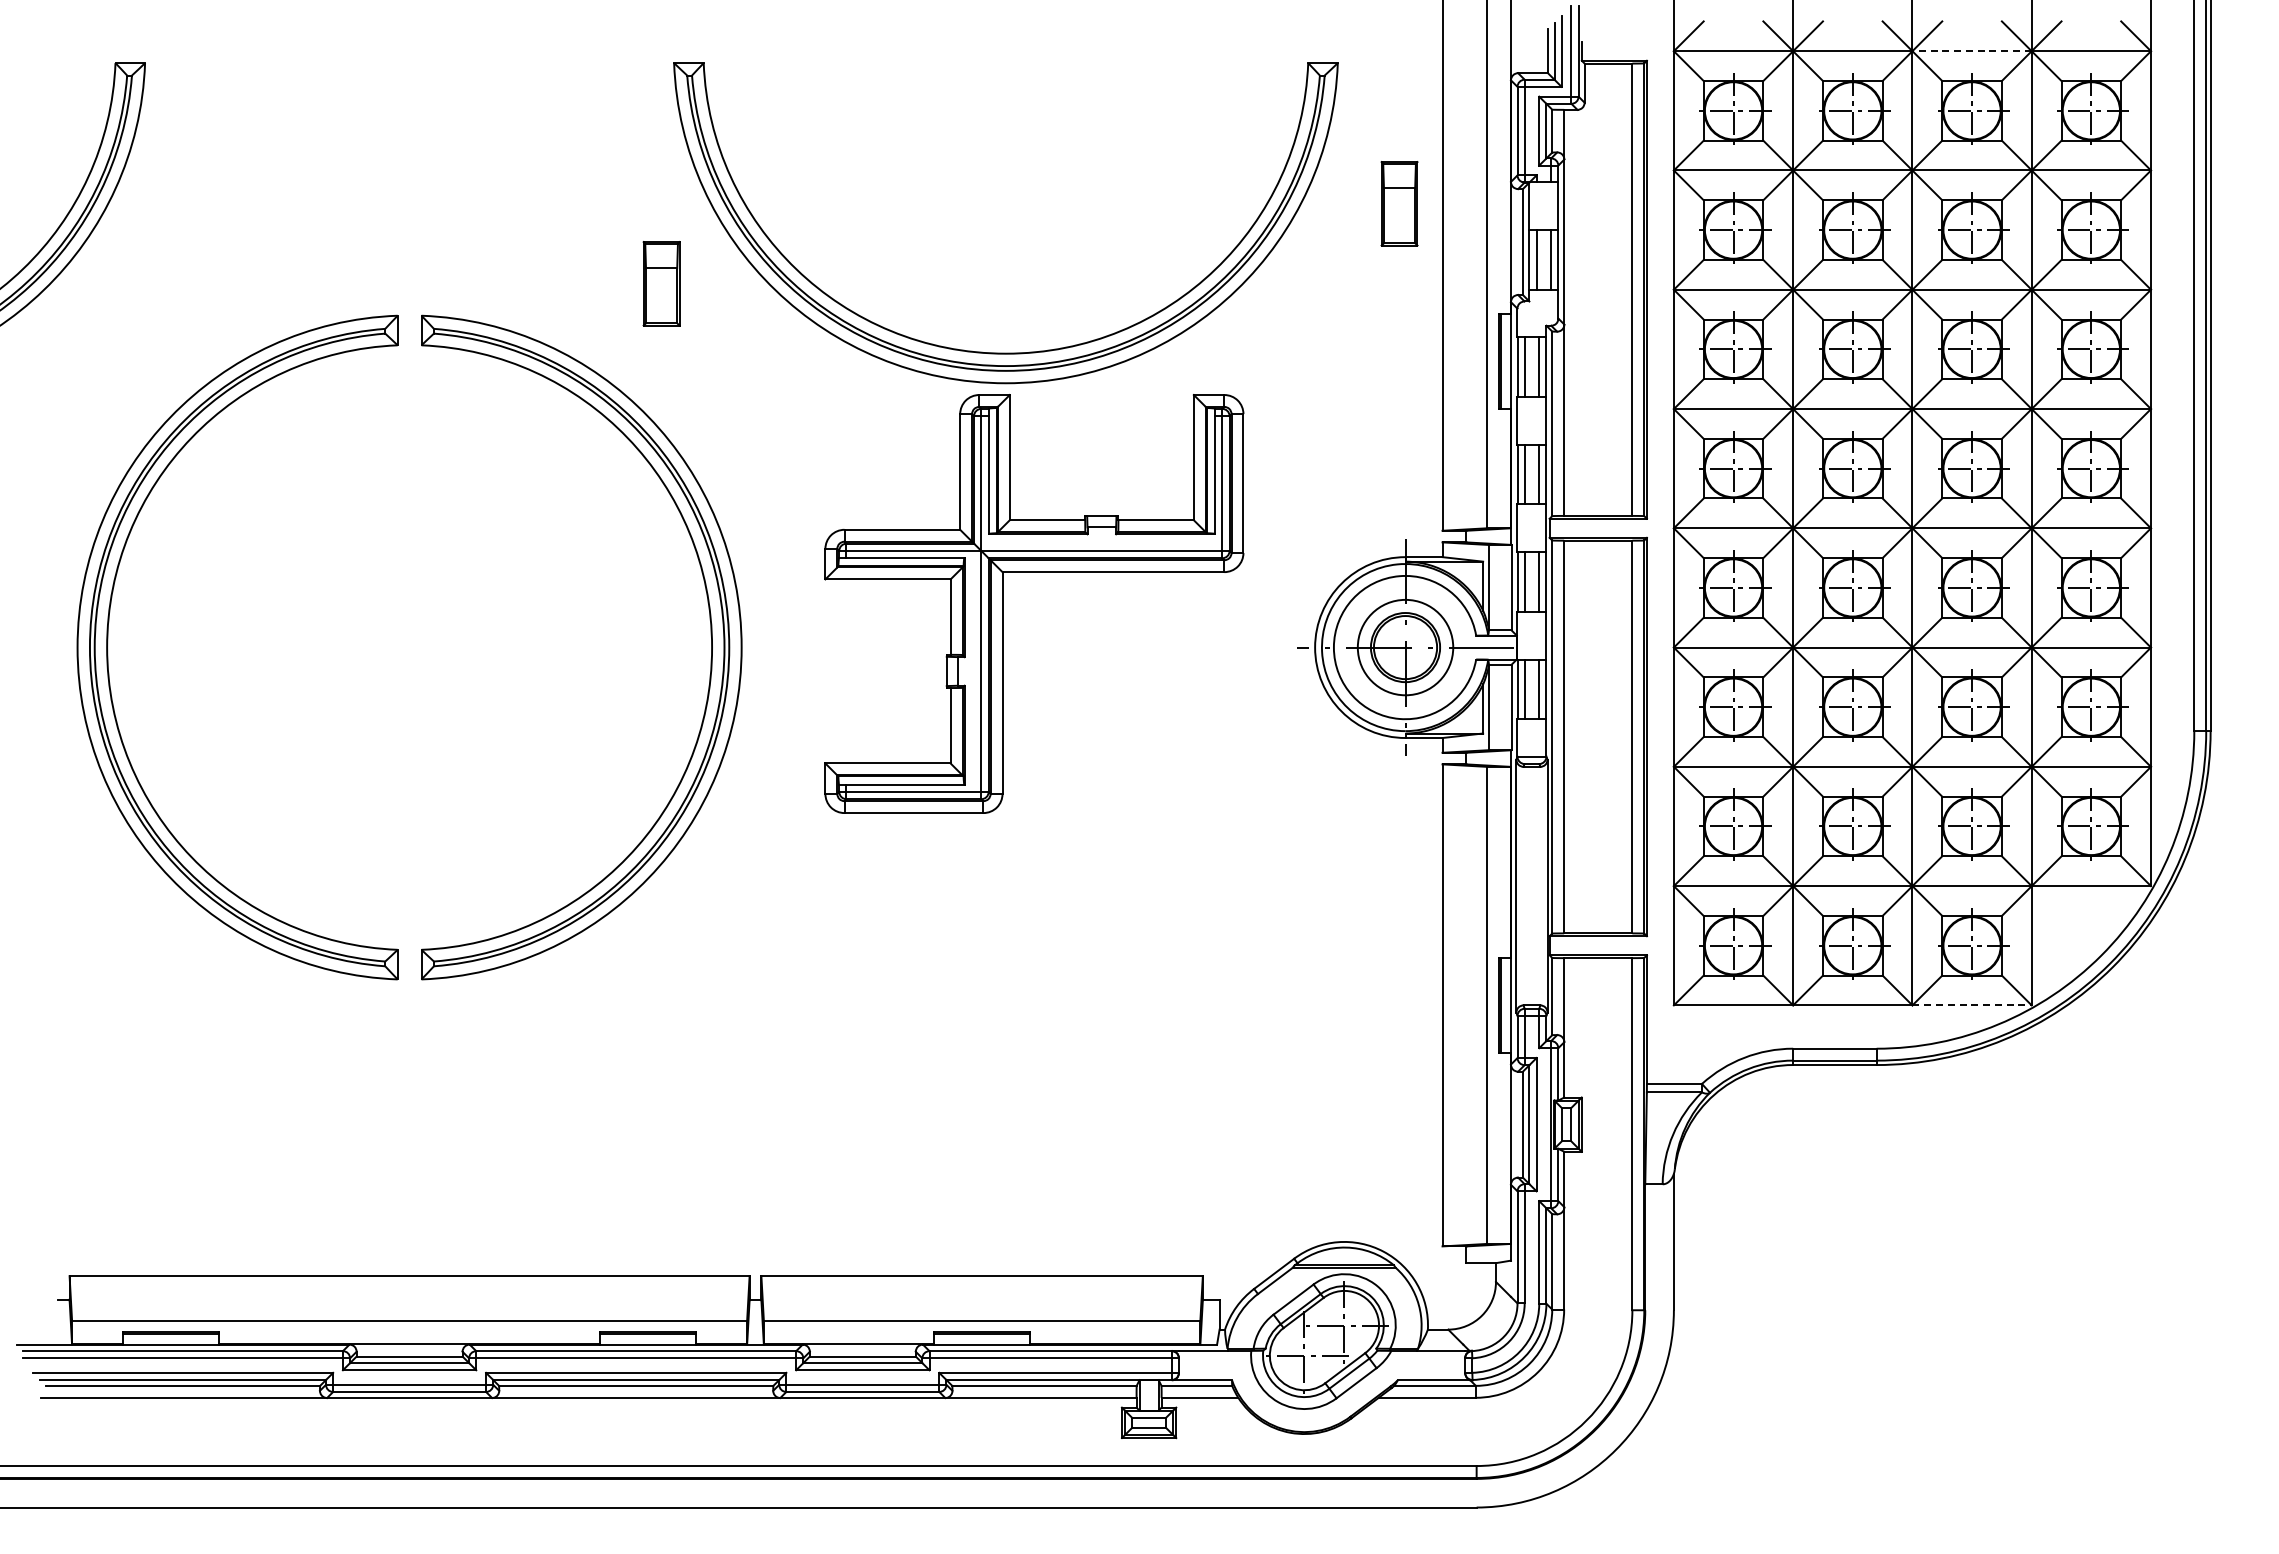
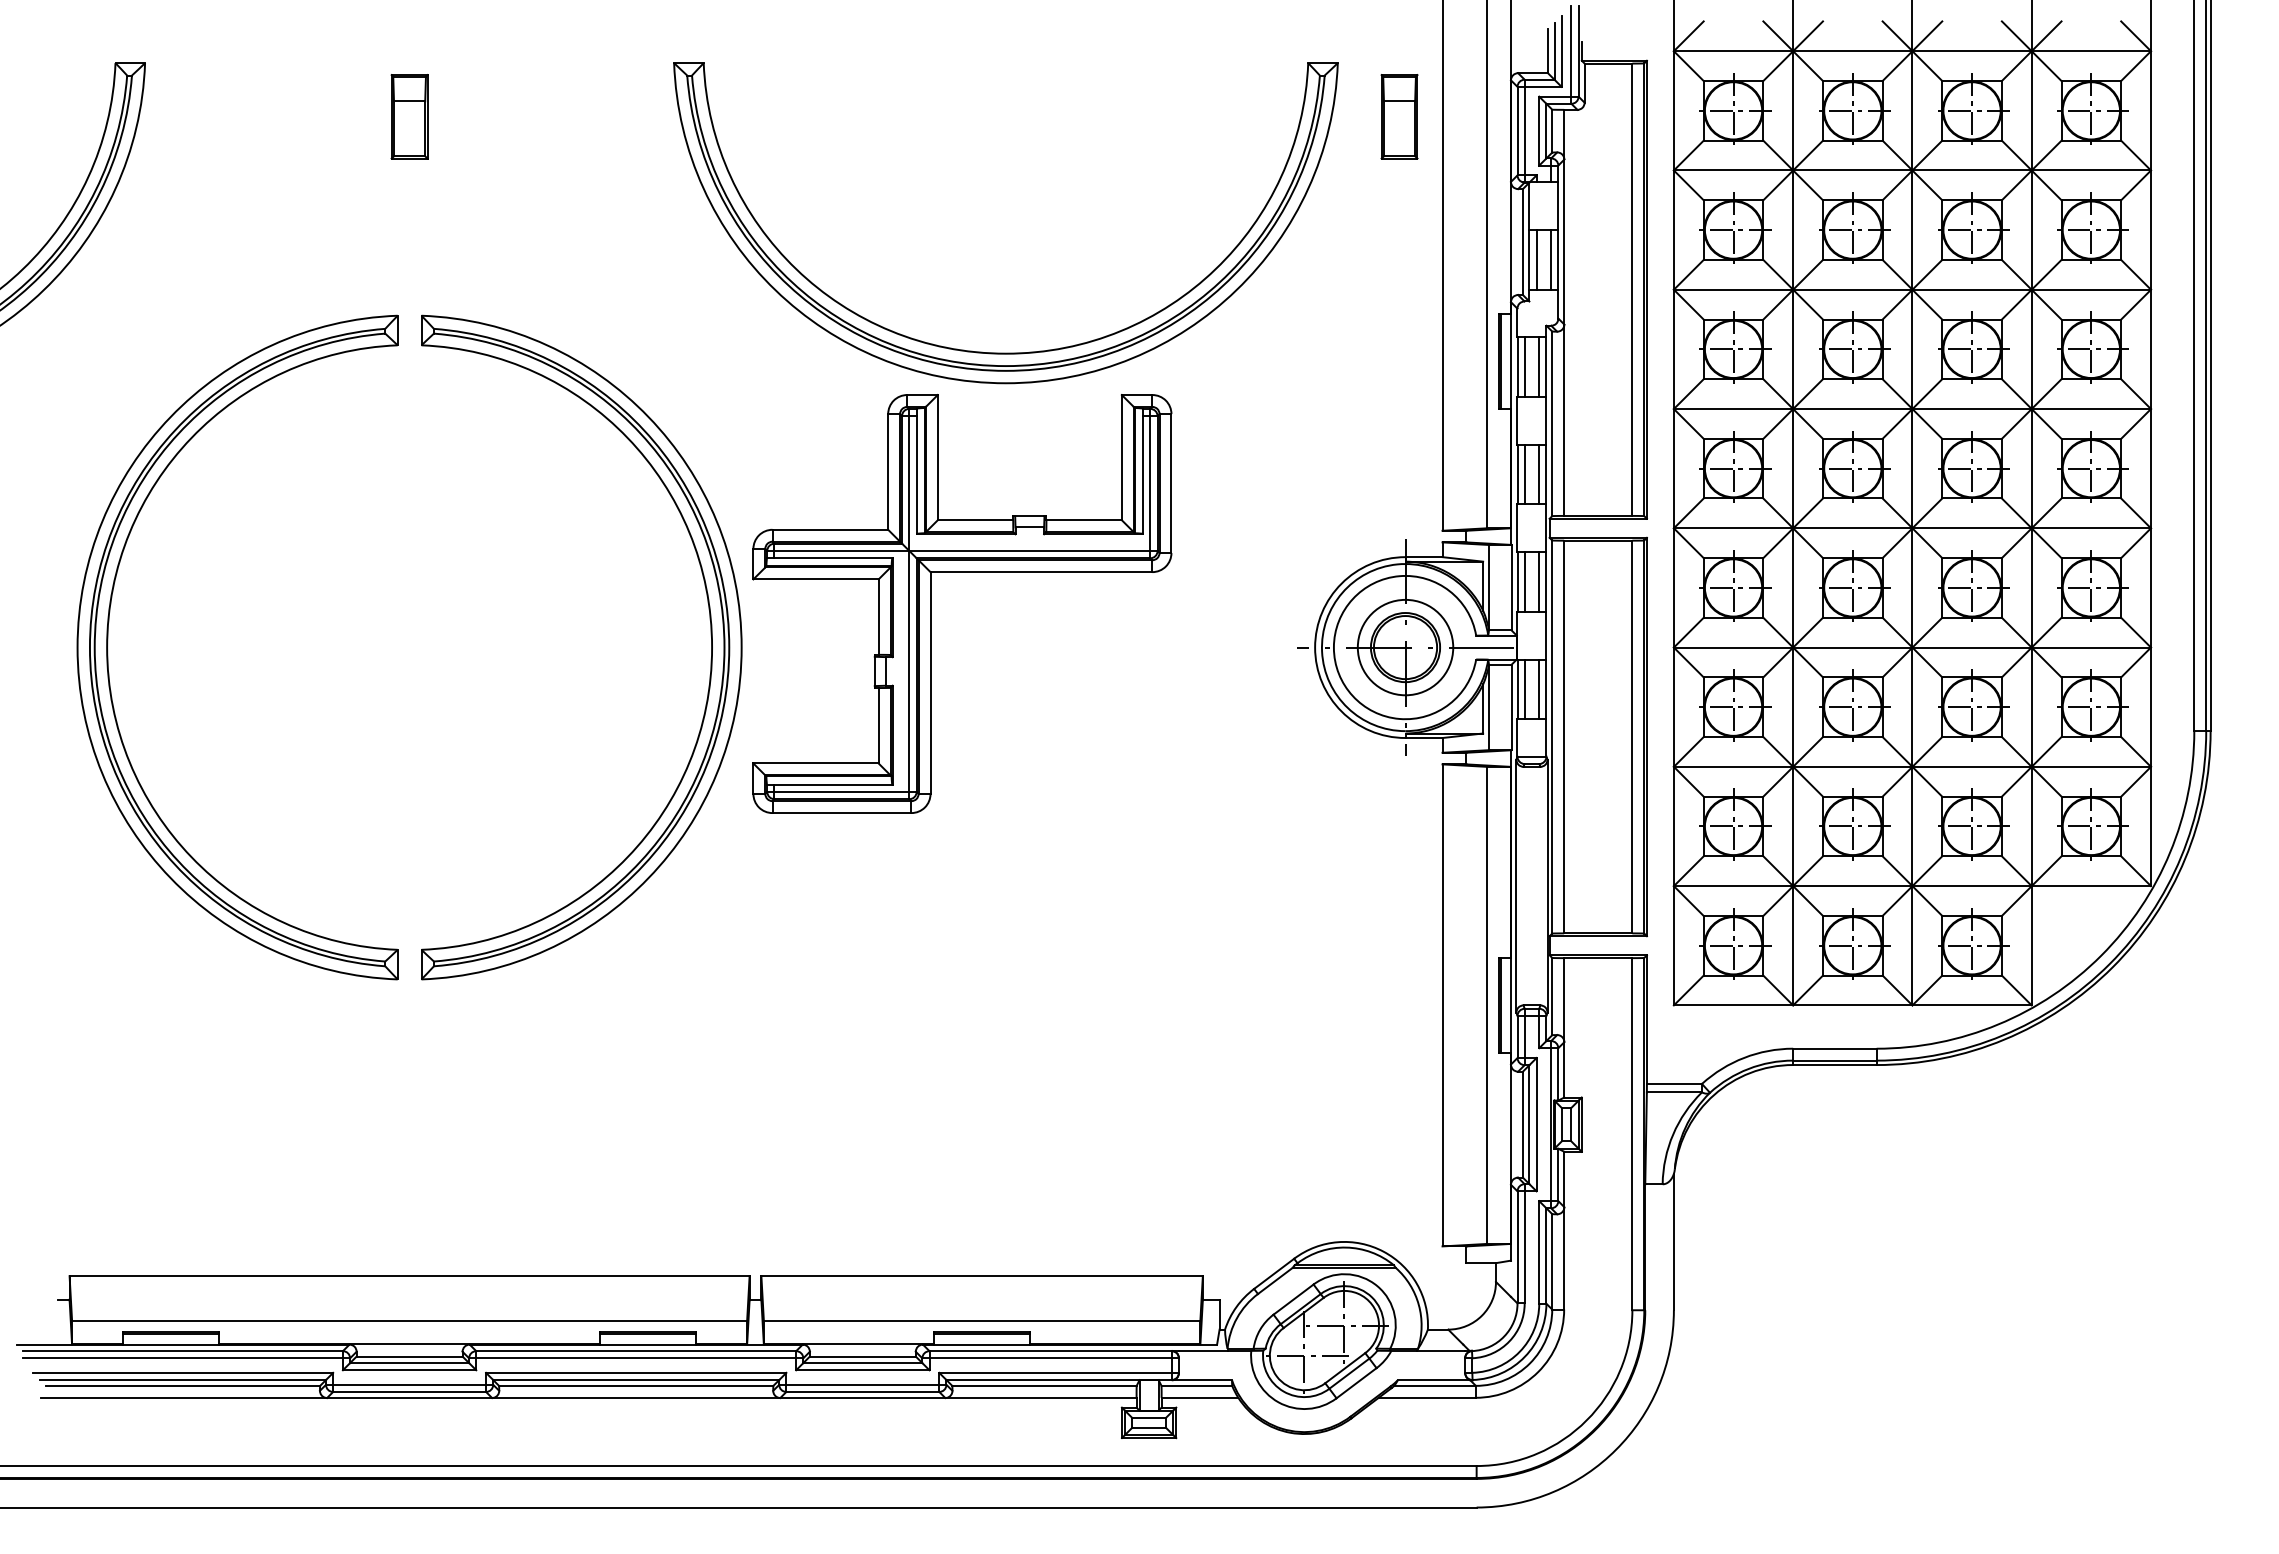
line: dashed -> solid (1972, 51)
part position: (1399, 203) -> (1399, 116) (1399, 116)
part position: (661, 283) -> (409, 116) (409, 116)
part position: (1034, 572) -> (962, 572) (962, 572)
line: dashed -> solid (1972, 1005)
